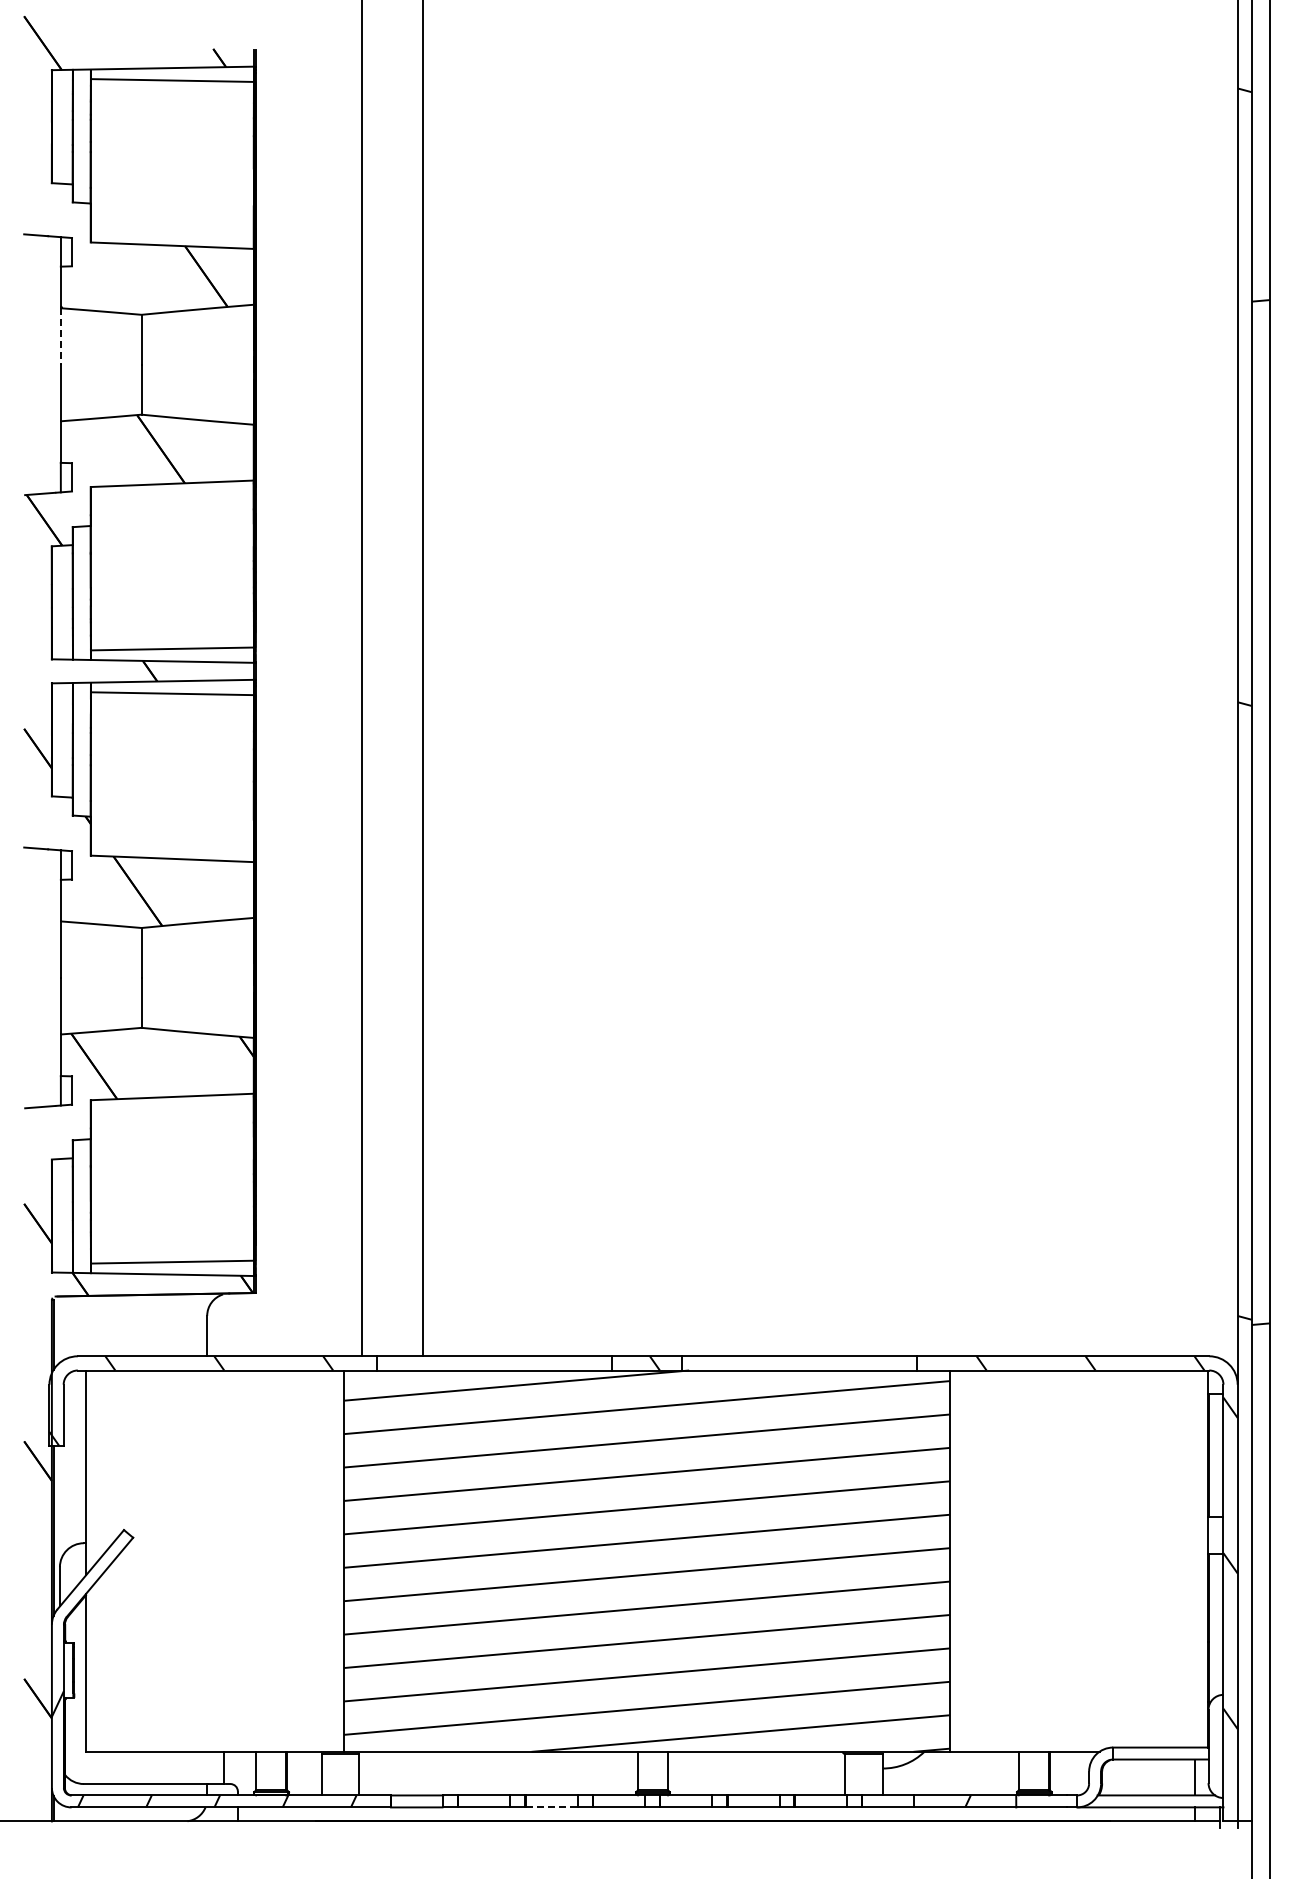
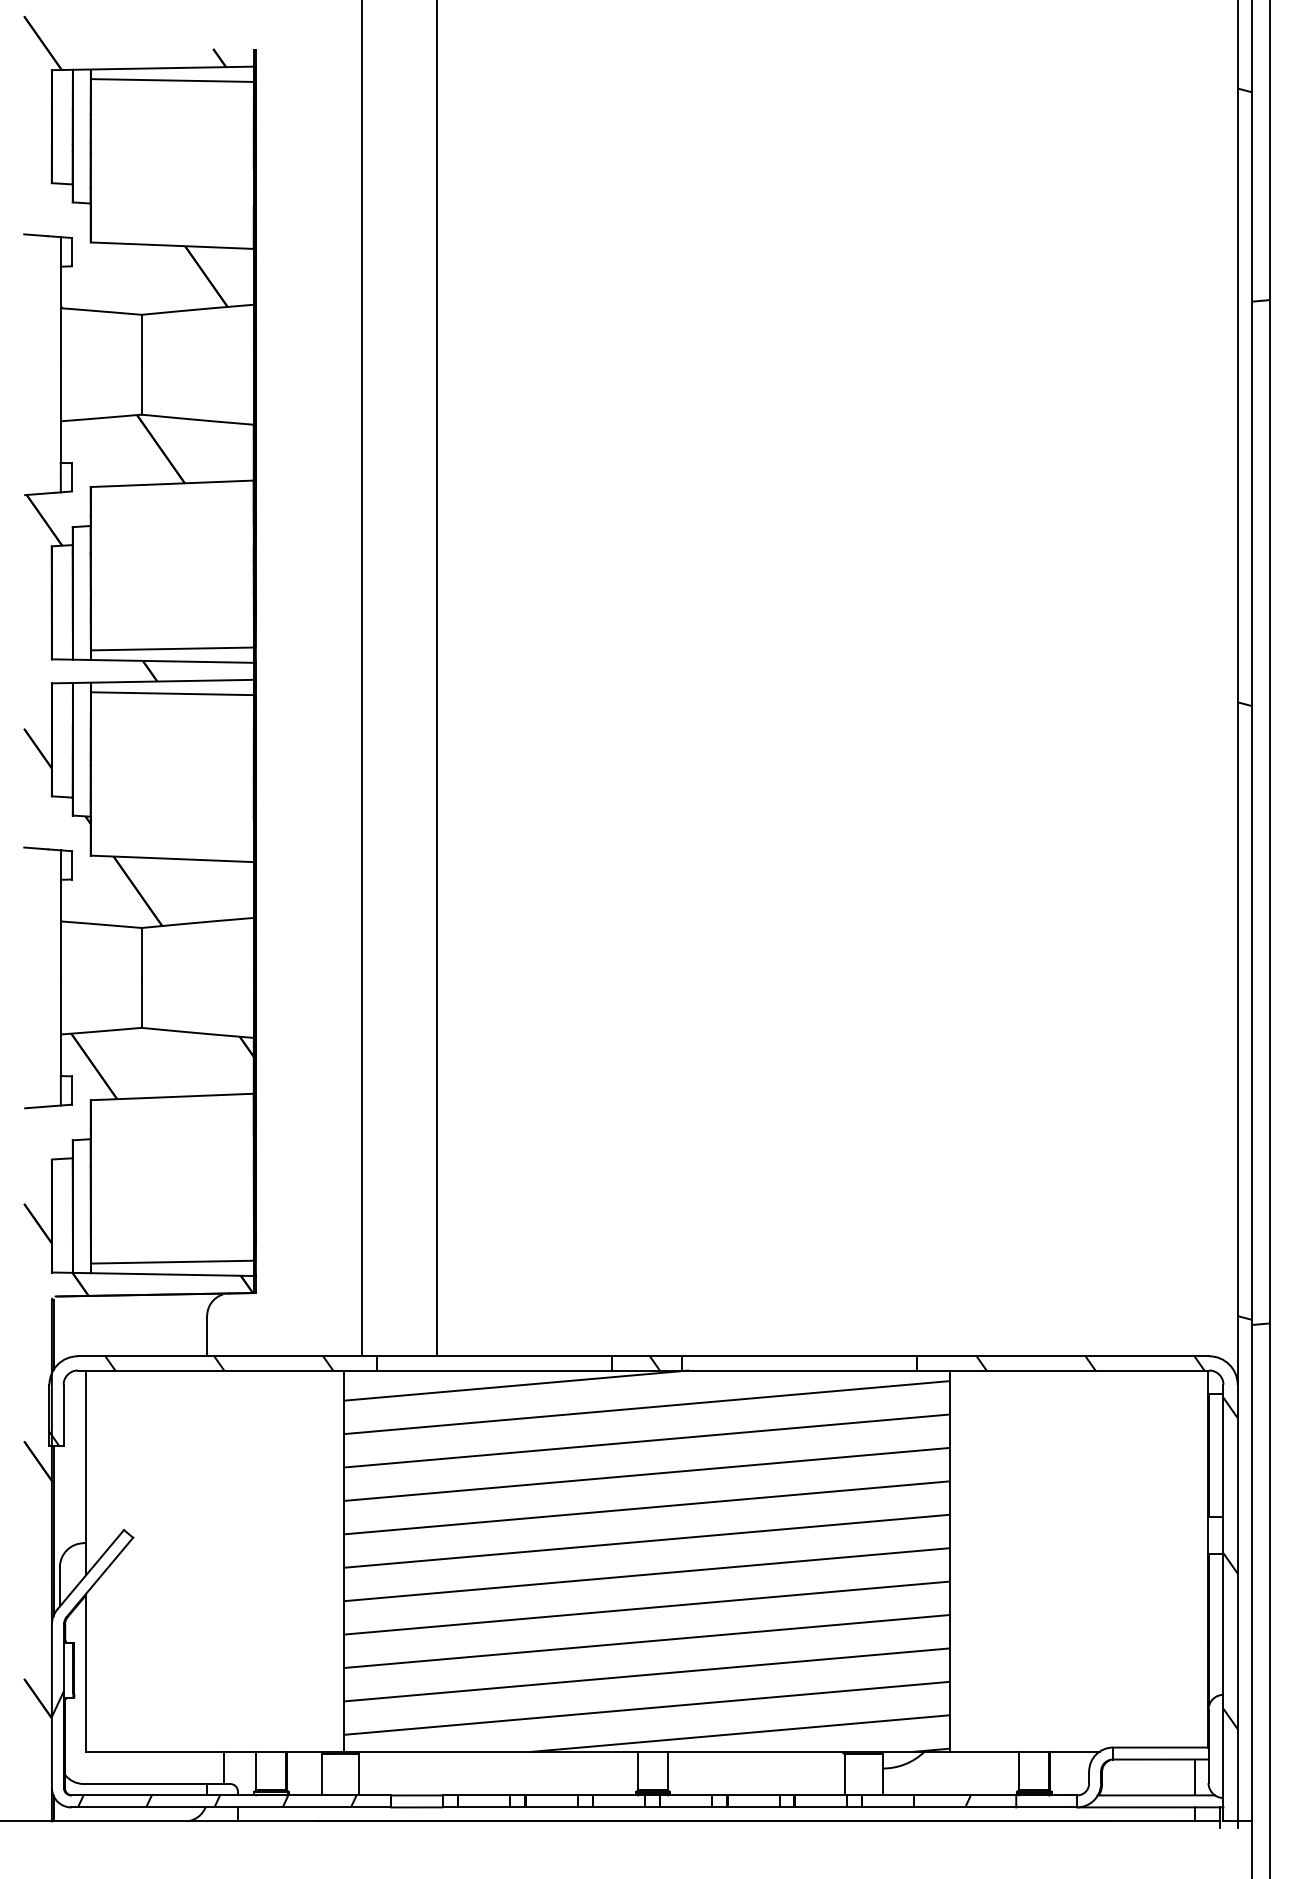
line: dashed -> solid (61, 337)
line position: (423, 679) -> (437, 679) (437, 679)
line: dashed -> solid (551, 1807)
